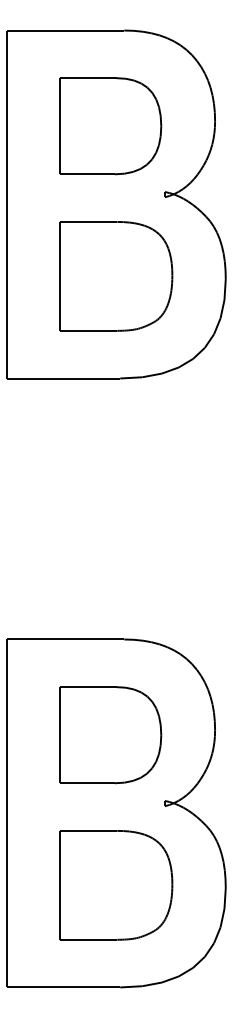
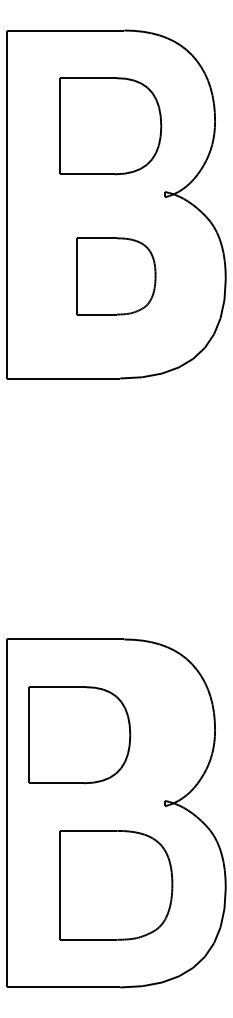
part size: 115x111 px -> 81x79 px (116, 276)
part position: (110, 735) -> (79, 735) (79, 735)
